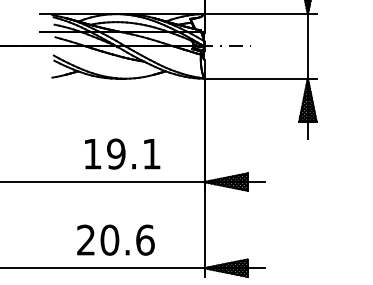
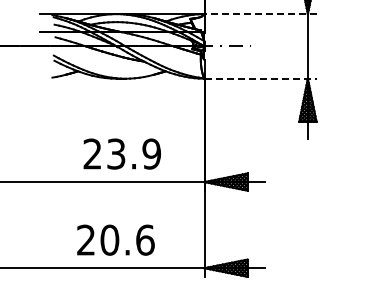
line: solid -> dashed (260, 14)
line: solid -> dashed (260, 78)
text: 19.1 -> 23.9 (121, 153)
